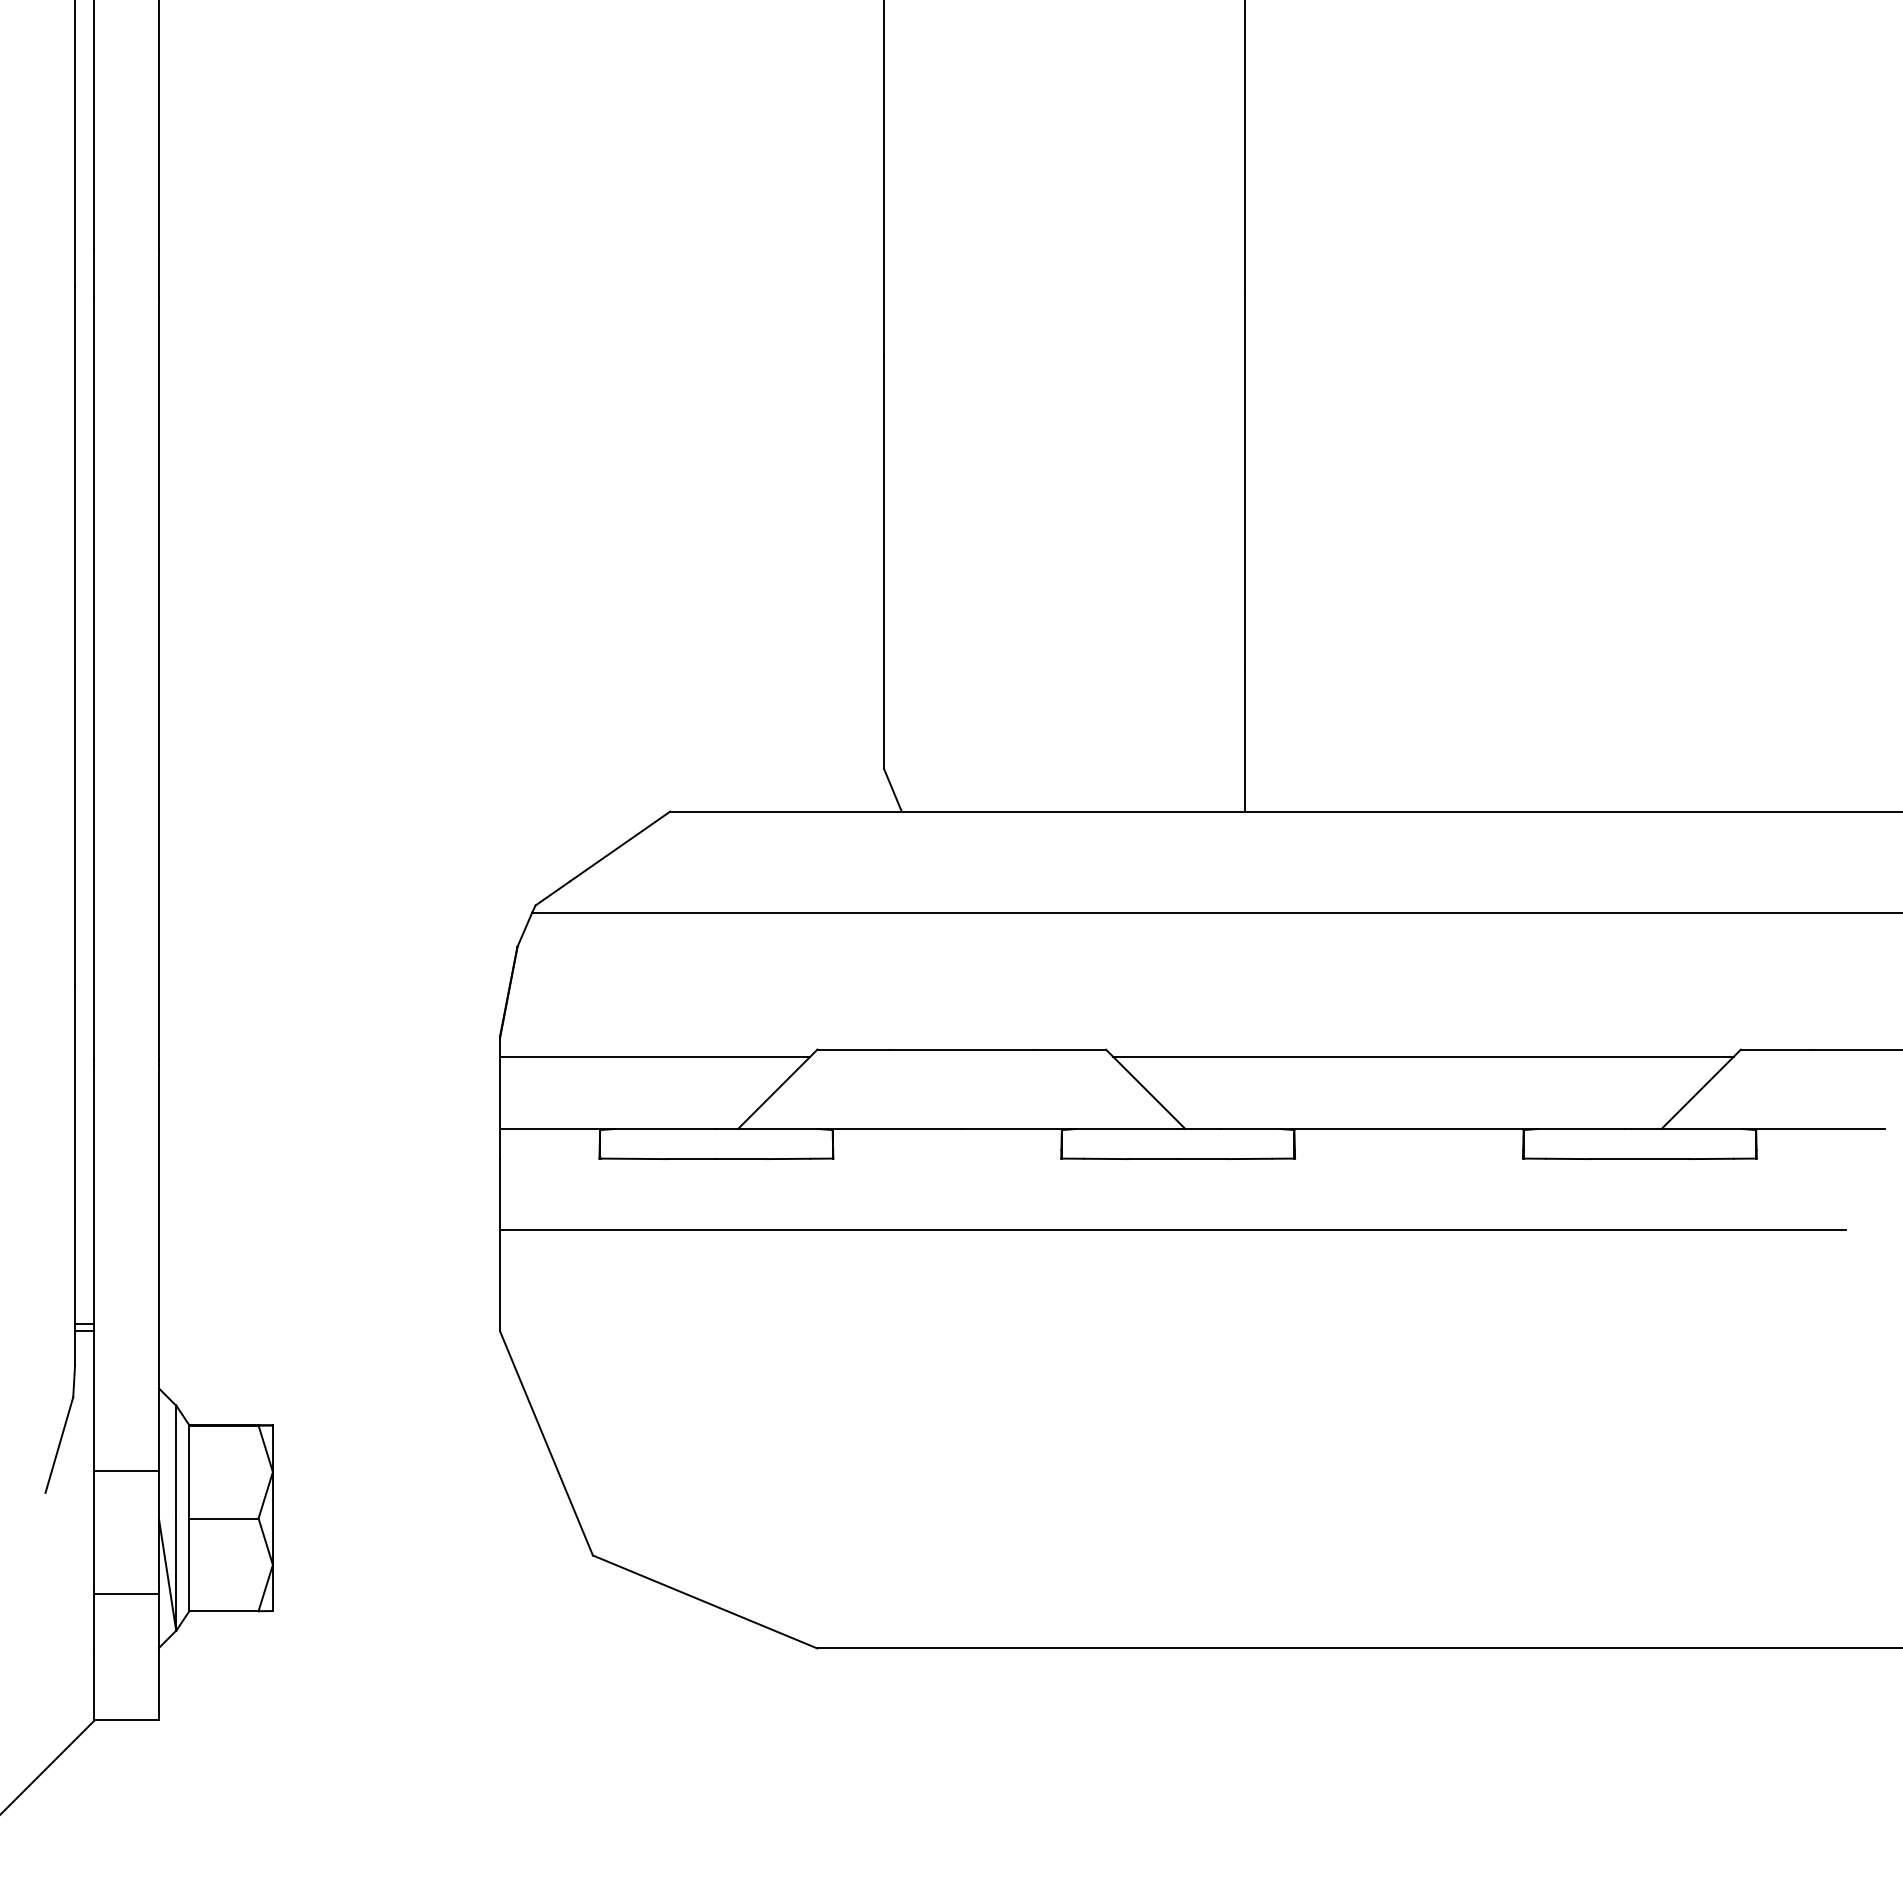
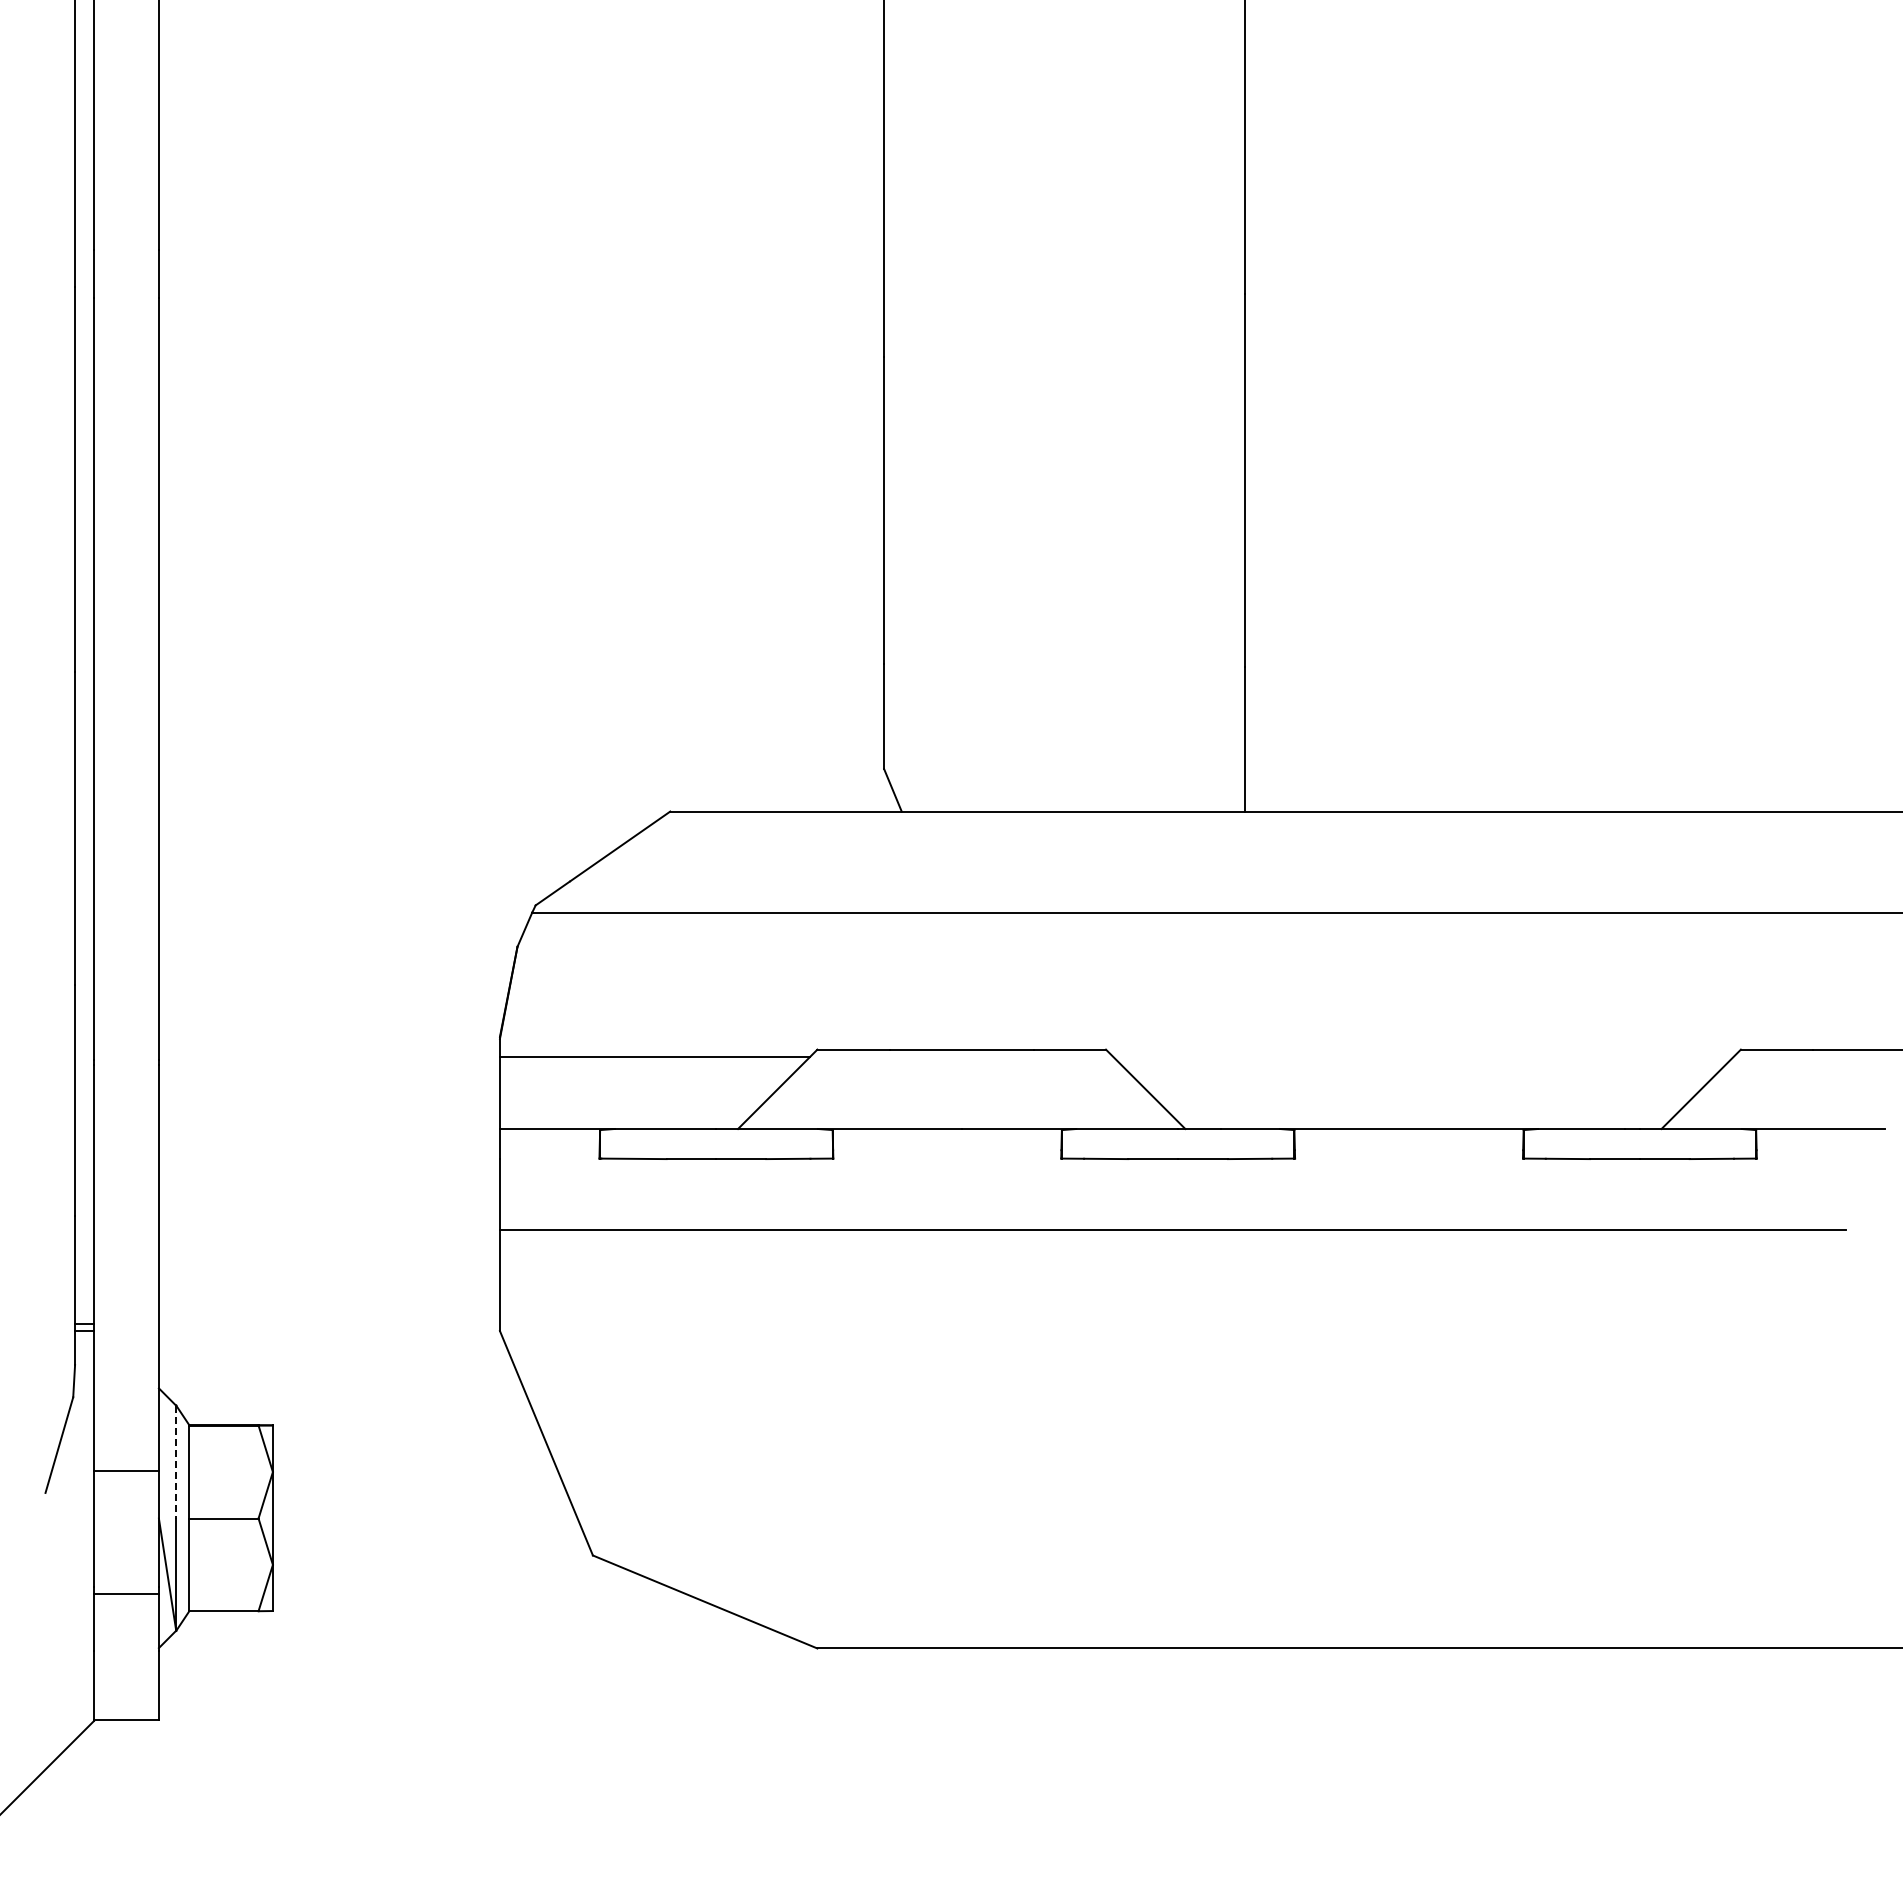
line: present -> none (1423, 1056)
line: solid -> dashed (176, 1462)
